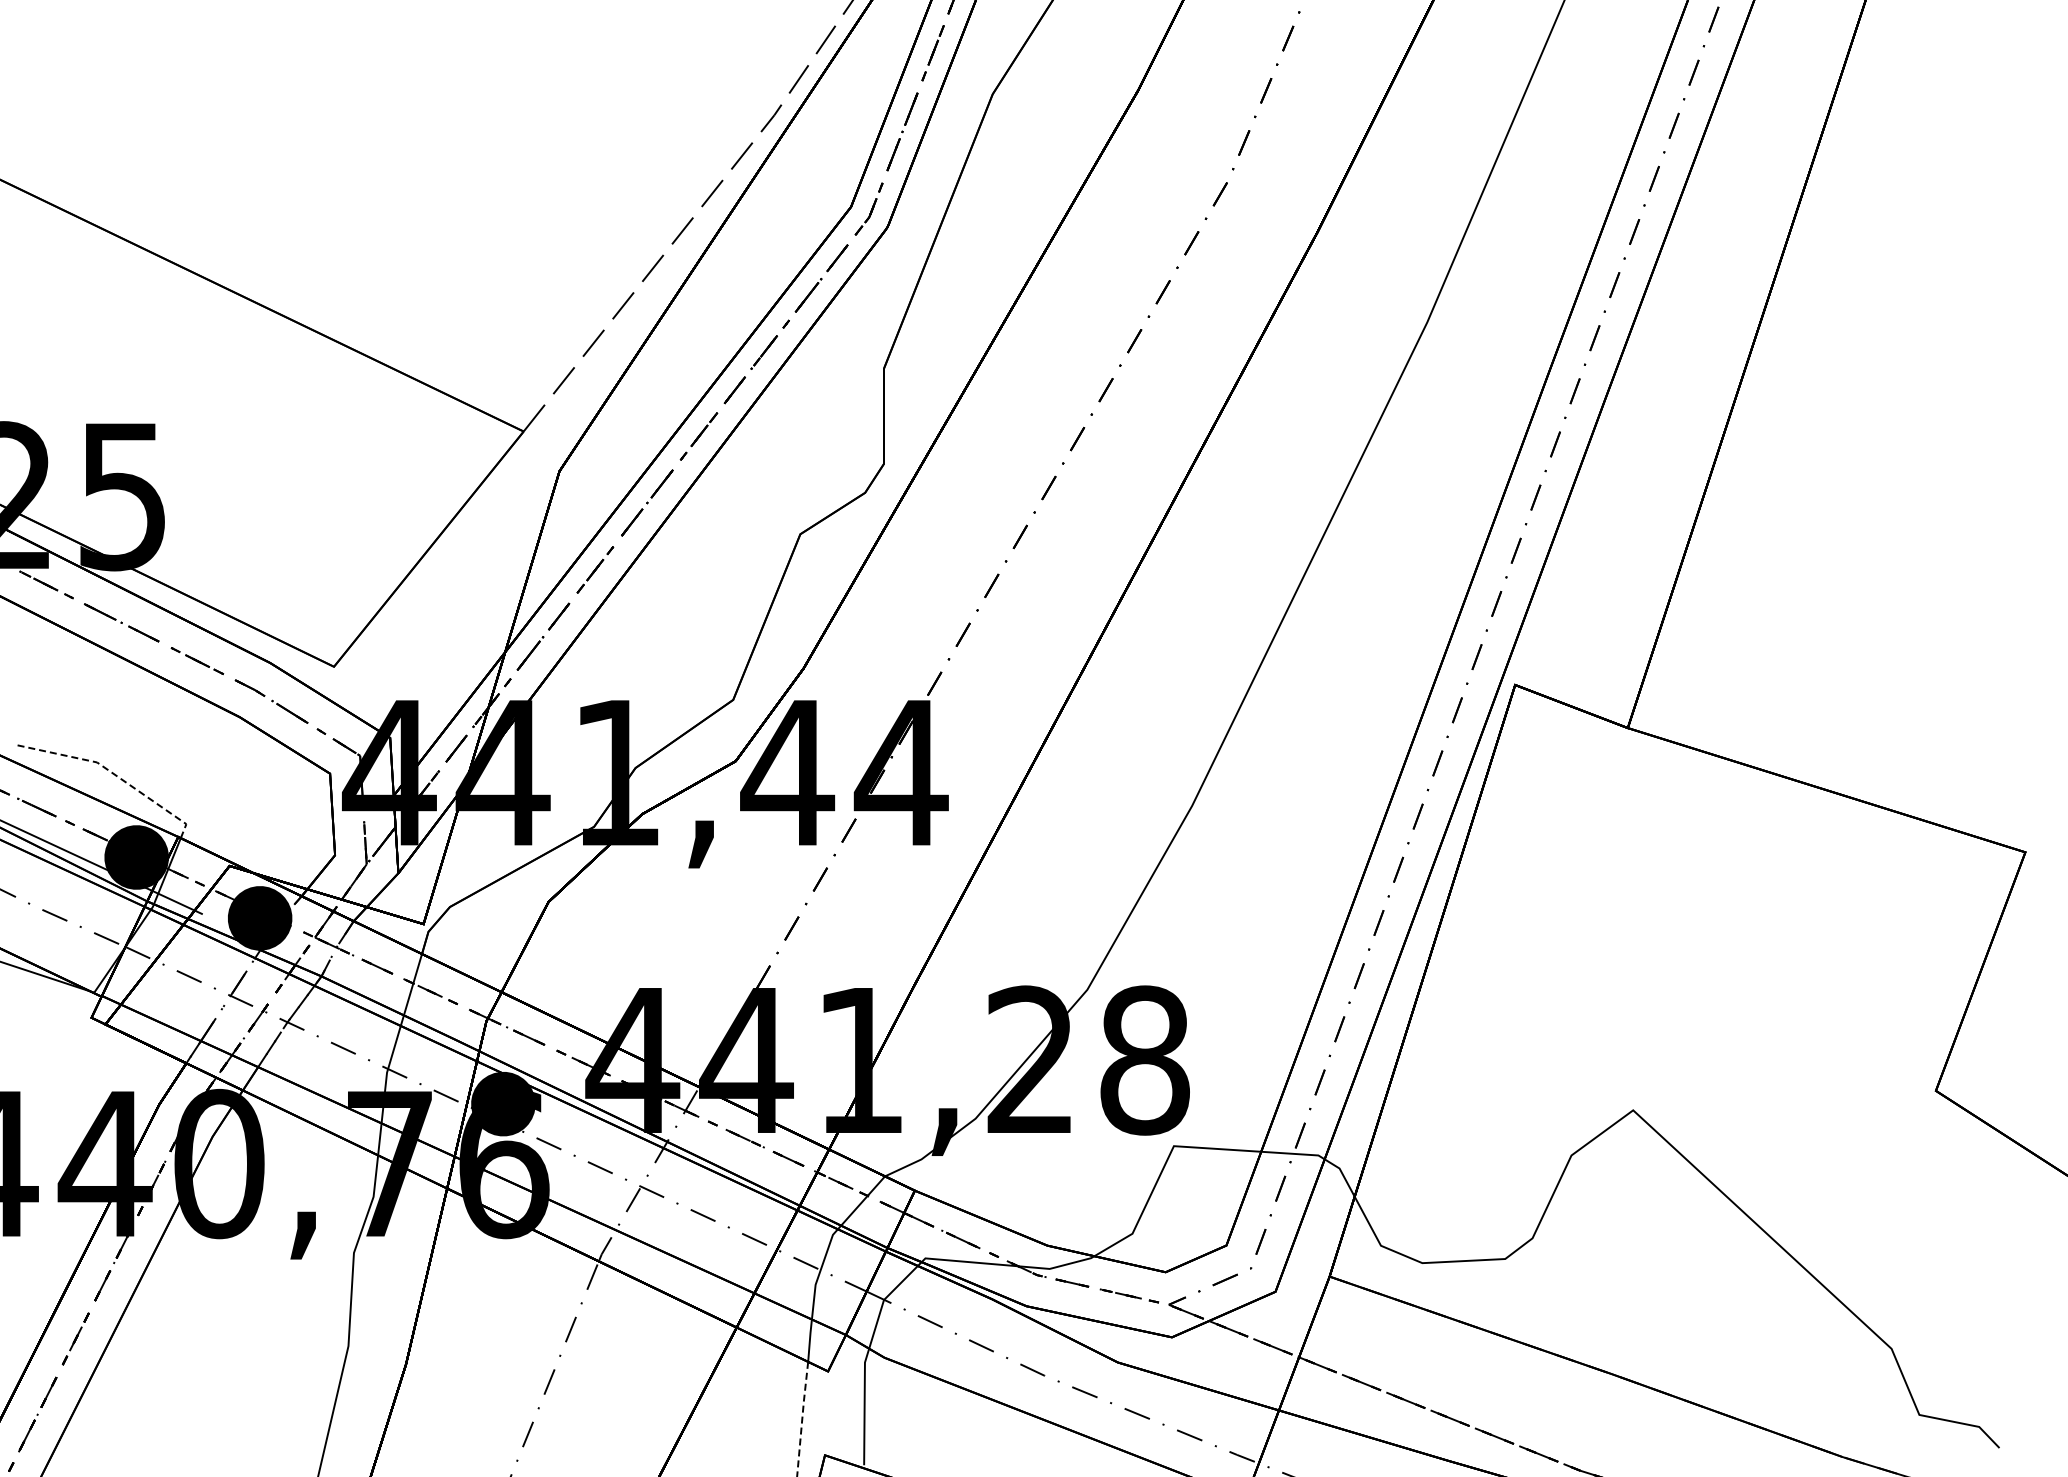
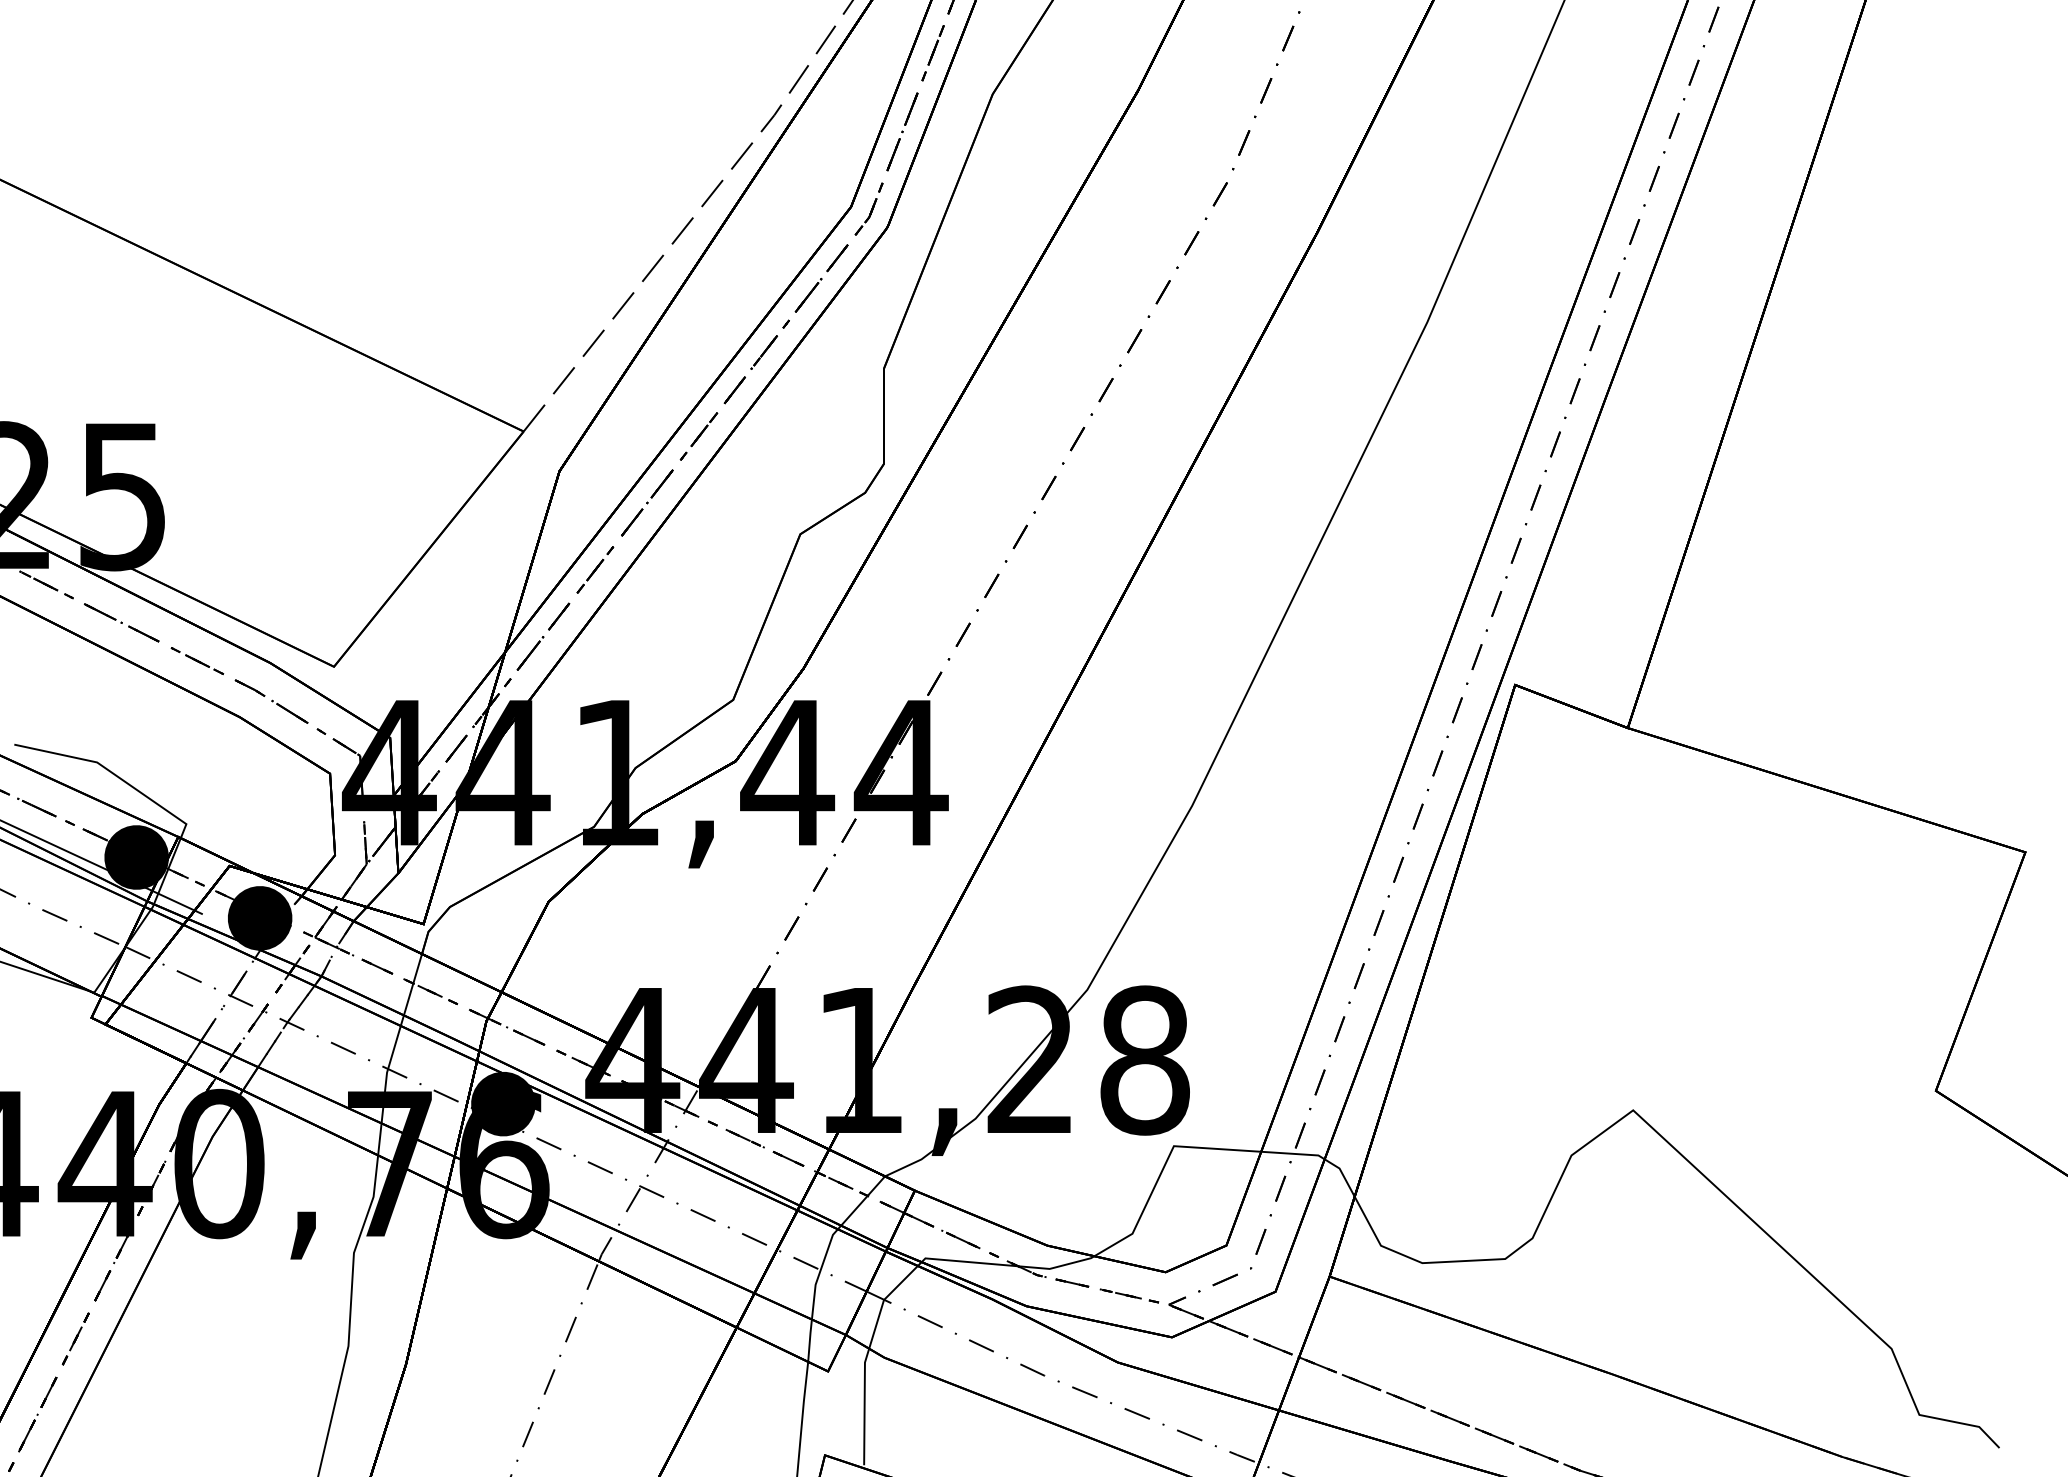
line: dashed -> solid (113, 773)
line: dashed -> solid (802, 1419)
